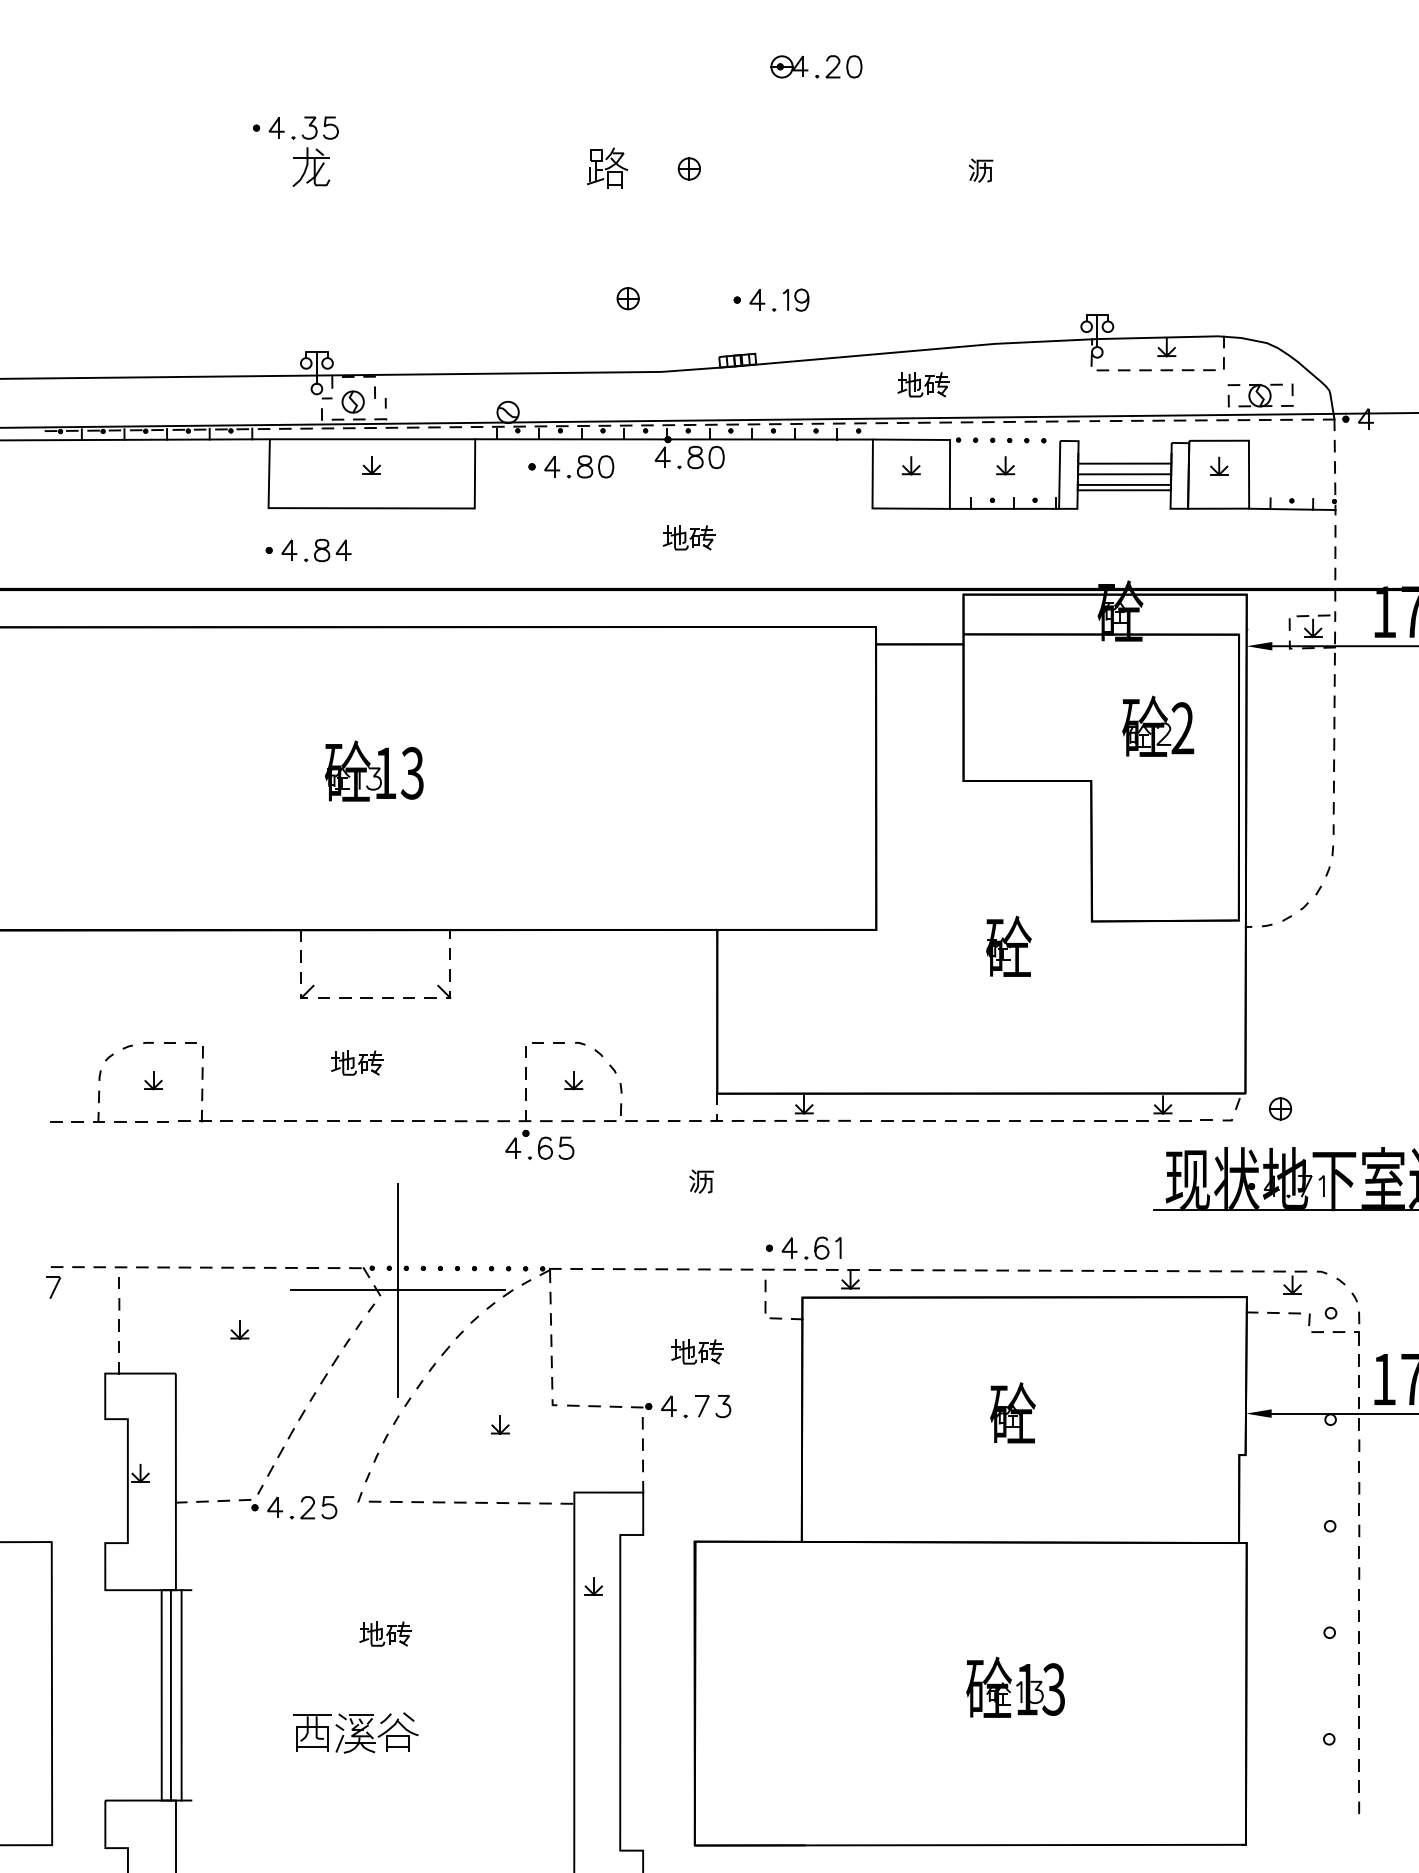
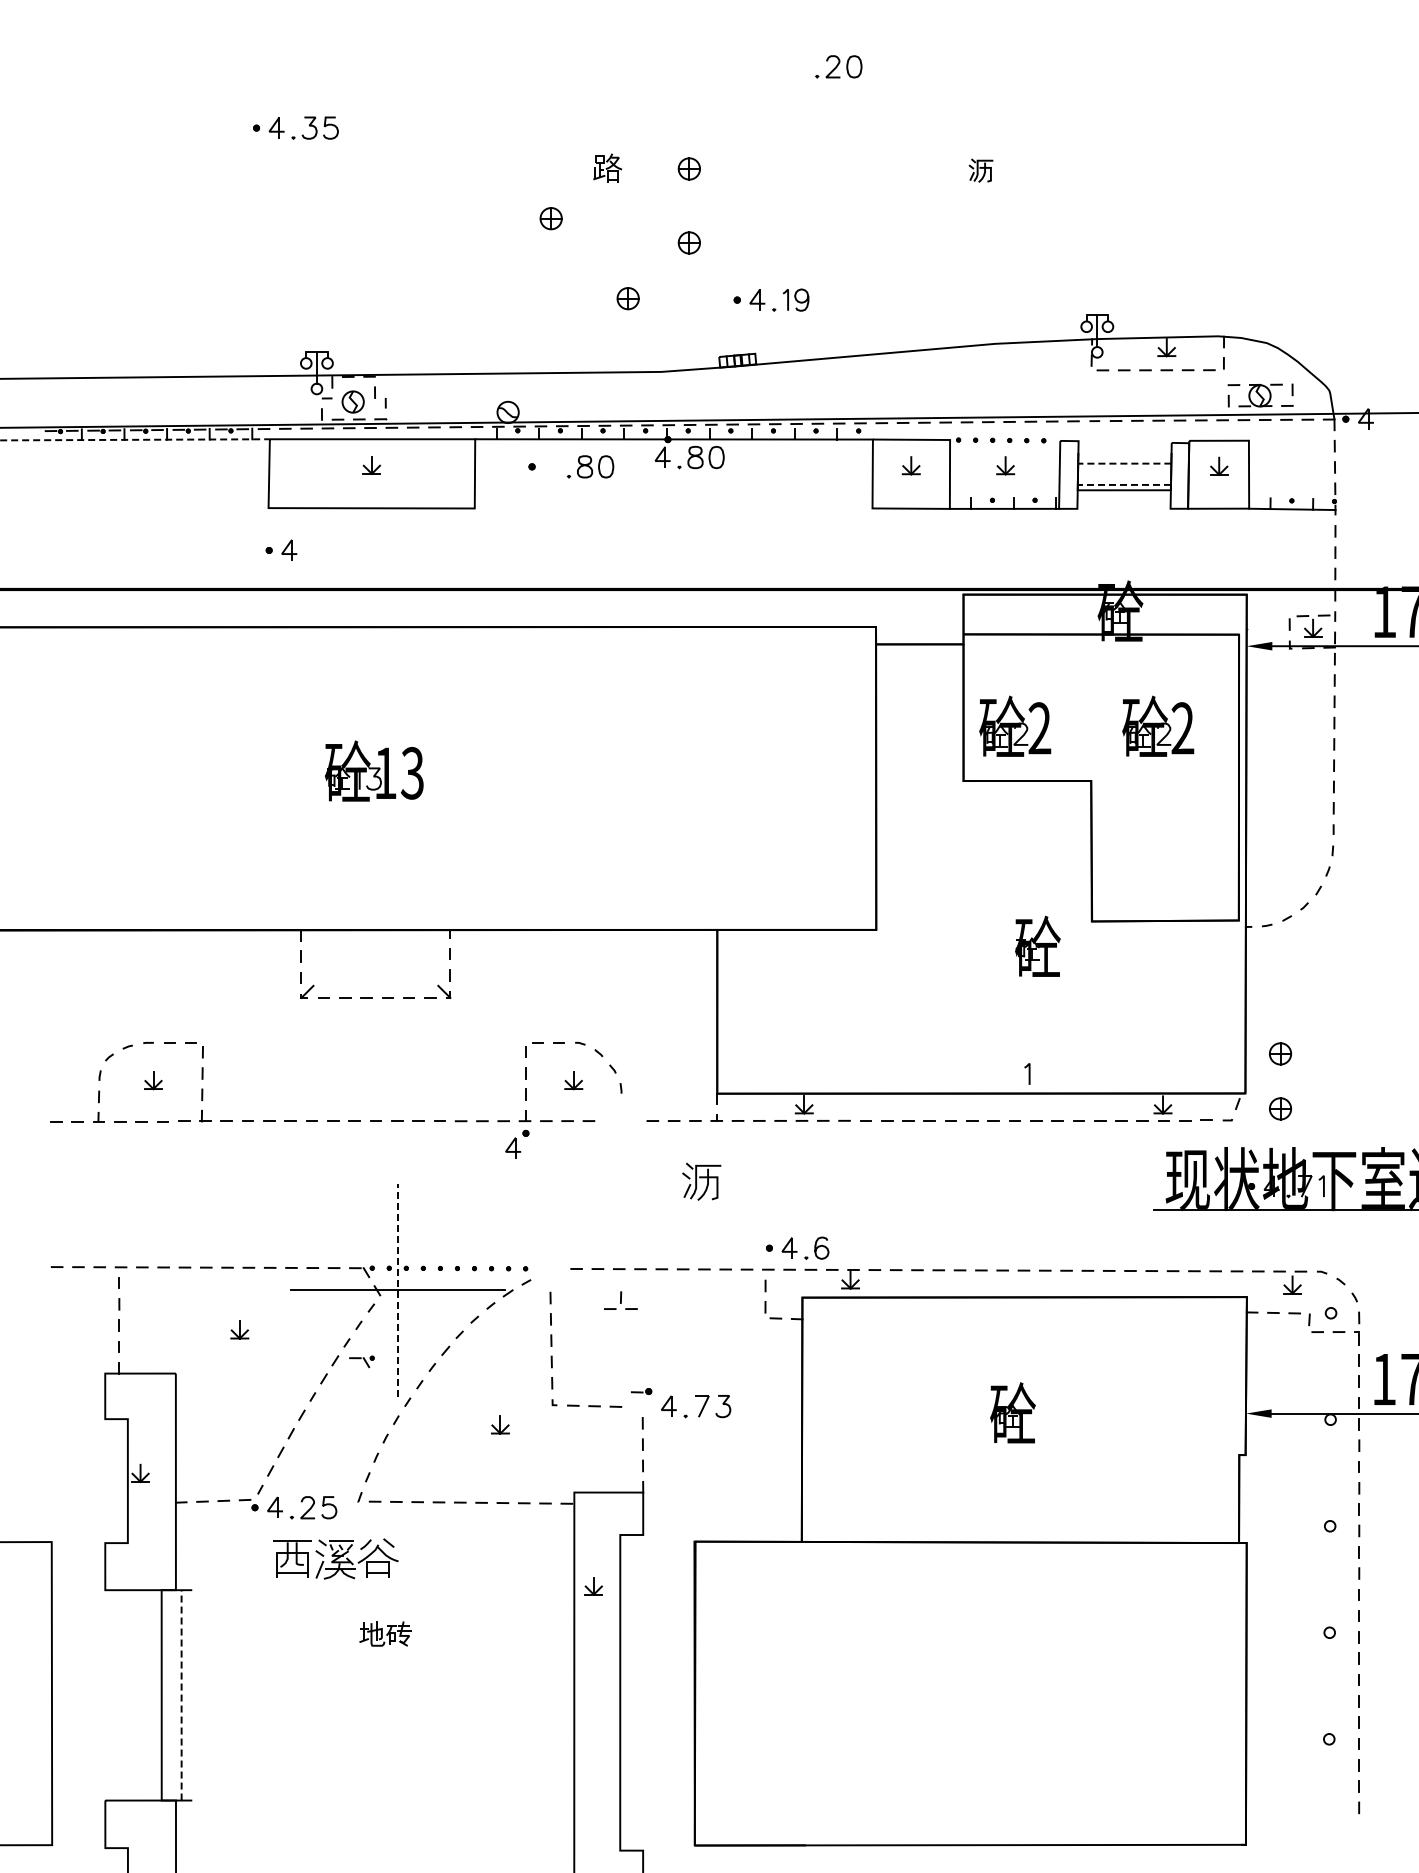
part: present -> none (789, 66)
part: present -> none (311, 166)
part size: 42x42 px -> 29x30 px (607, 167)
part: none -> present (550, 218)
part: none -> present (688, 242)
part: present -> none (923, 384)
line: solid -> dashed (135, 439)
line: solid -> dashed (1124, 463)
part: present -> none (552, 466)
line: present -> none (1124, 474)
line: solid -> dashed (1124, 484)
part: present -> none (688, 537)
part: present -> none (327, 550)
part: none -> present (1015, 725)
part position: (1008, 945) -> (1037, 945) (1037, 945)
part: none -> present (1280, 1053)
part: present -> none (357, 1062)
part position: (620, 1112) -> (620, 1300) (620, 1300)
part: present -> none (551, 1147)
part size: 25x25 px -> 40x38 px (701, 1181)
line position: (839, 1247) -> (1028, 1073) (1028, 1073)
part: present -> none (550, 1274)
part: present -> none (53, 1287)
line: solid -> dashed (397, 1290)
part: present -> none (697, 1351)
part: none -> present (361, 1361)
part position: (641, 1406) -> (641, 1391) (641, 1391)
part: present -> none (1015, 1686)
line: solid -> dashed (181, 1694)
line: present -> none (170, 1695)
part position: (355, 1732) -> (335, 1558) (335, 1558)
